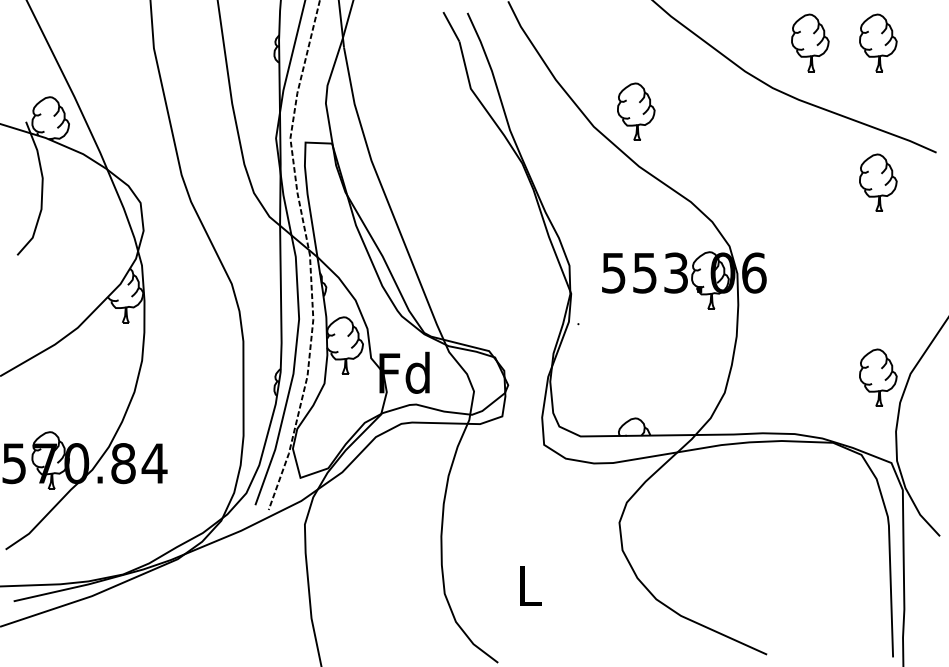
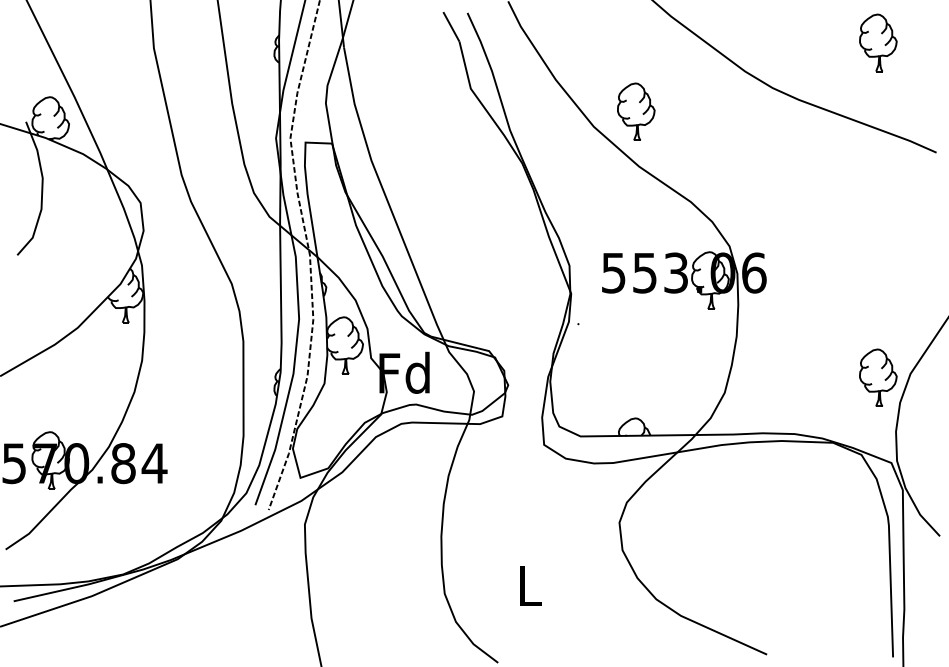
part: present -> none (810, 42)
part: present -> none (878, 182)
